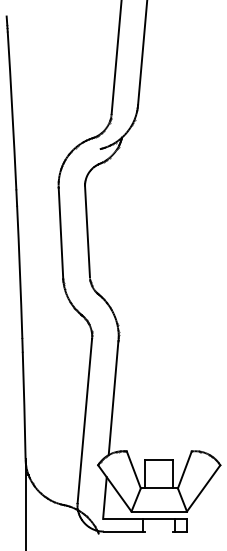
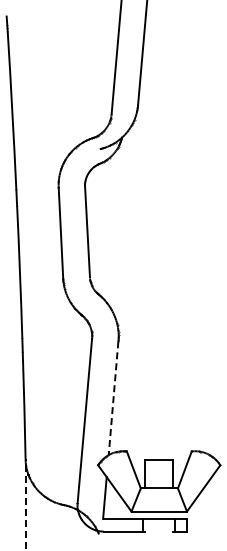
line: solid -> dashed (113, 398)
line: solid -> dashed (25, 504)
